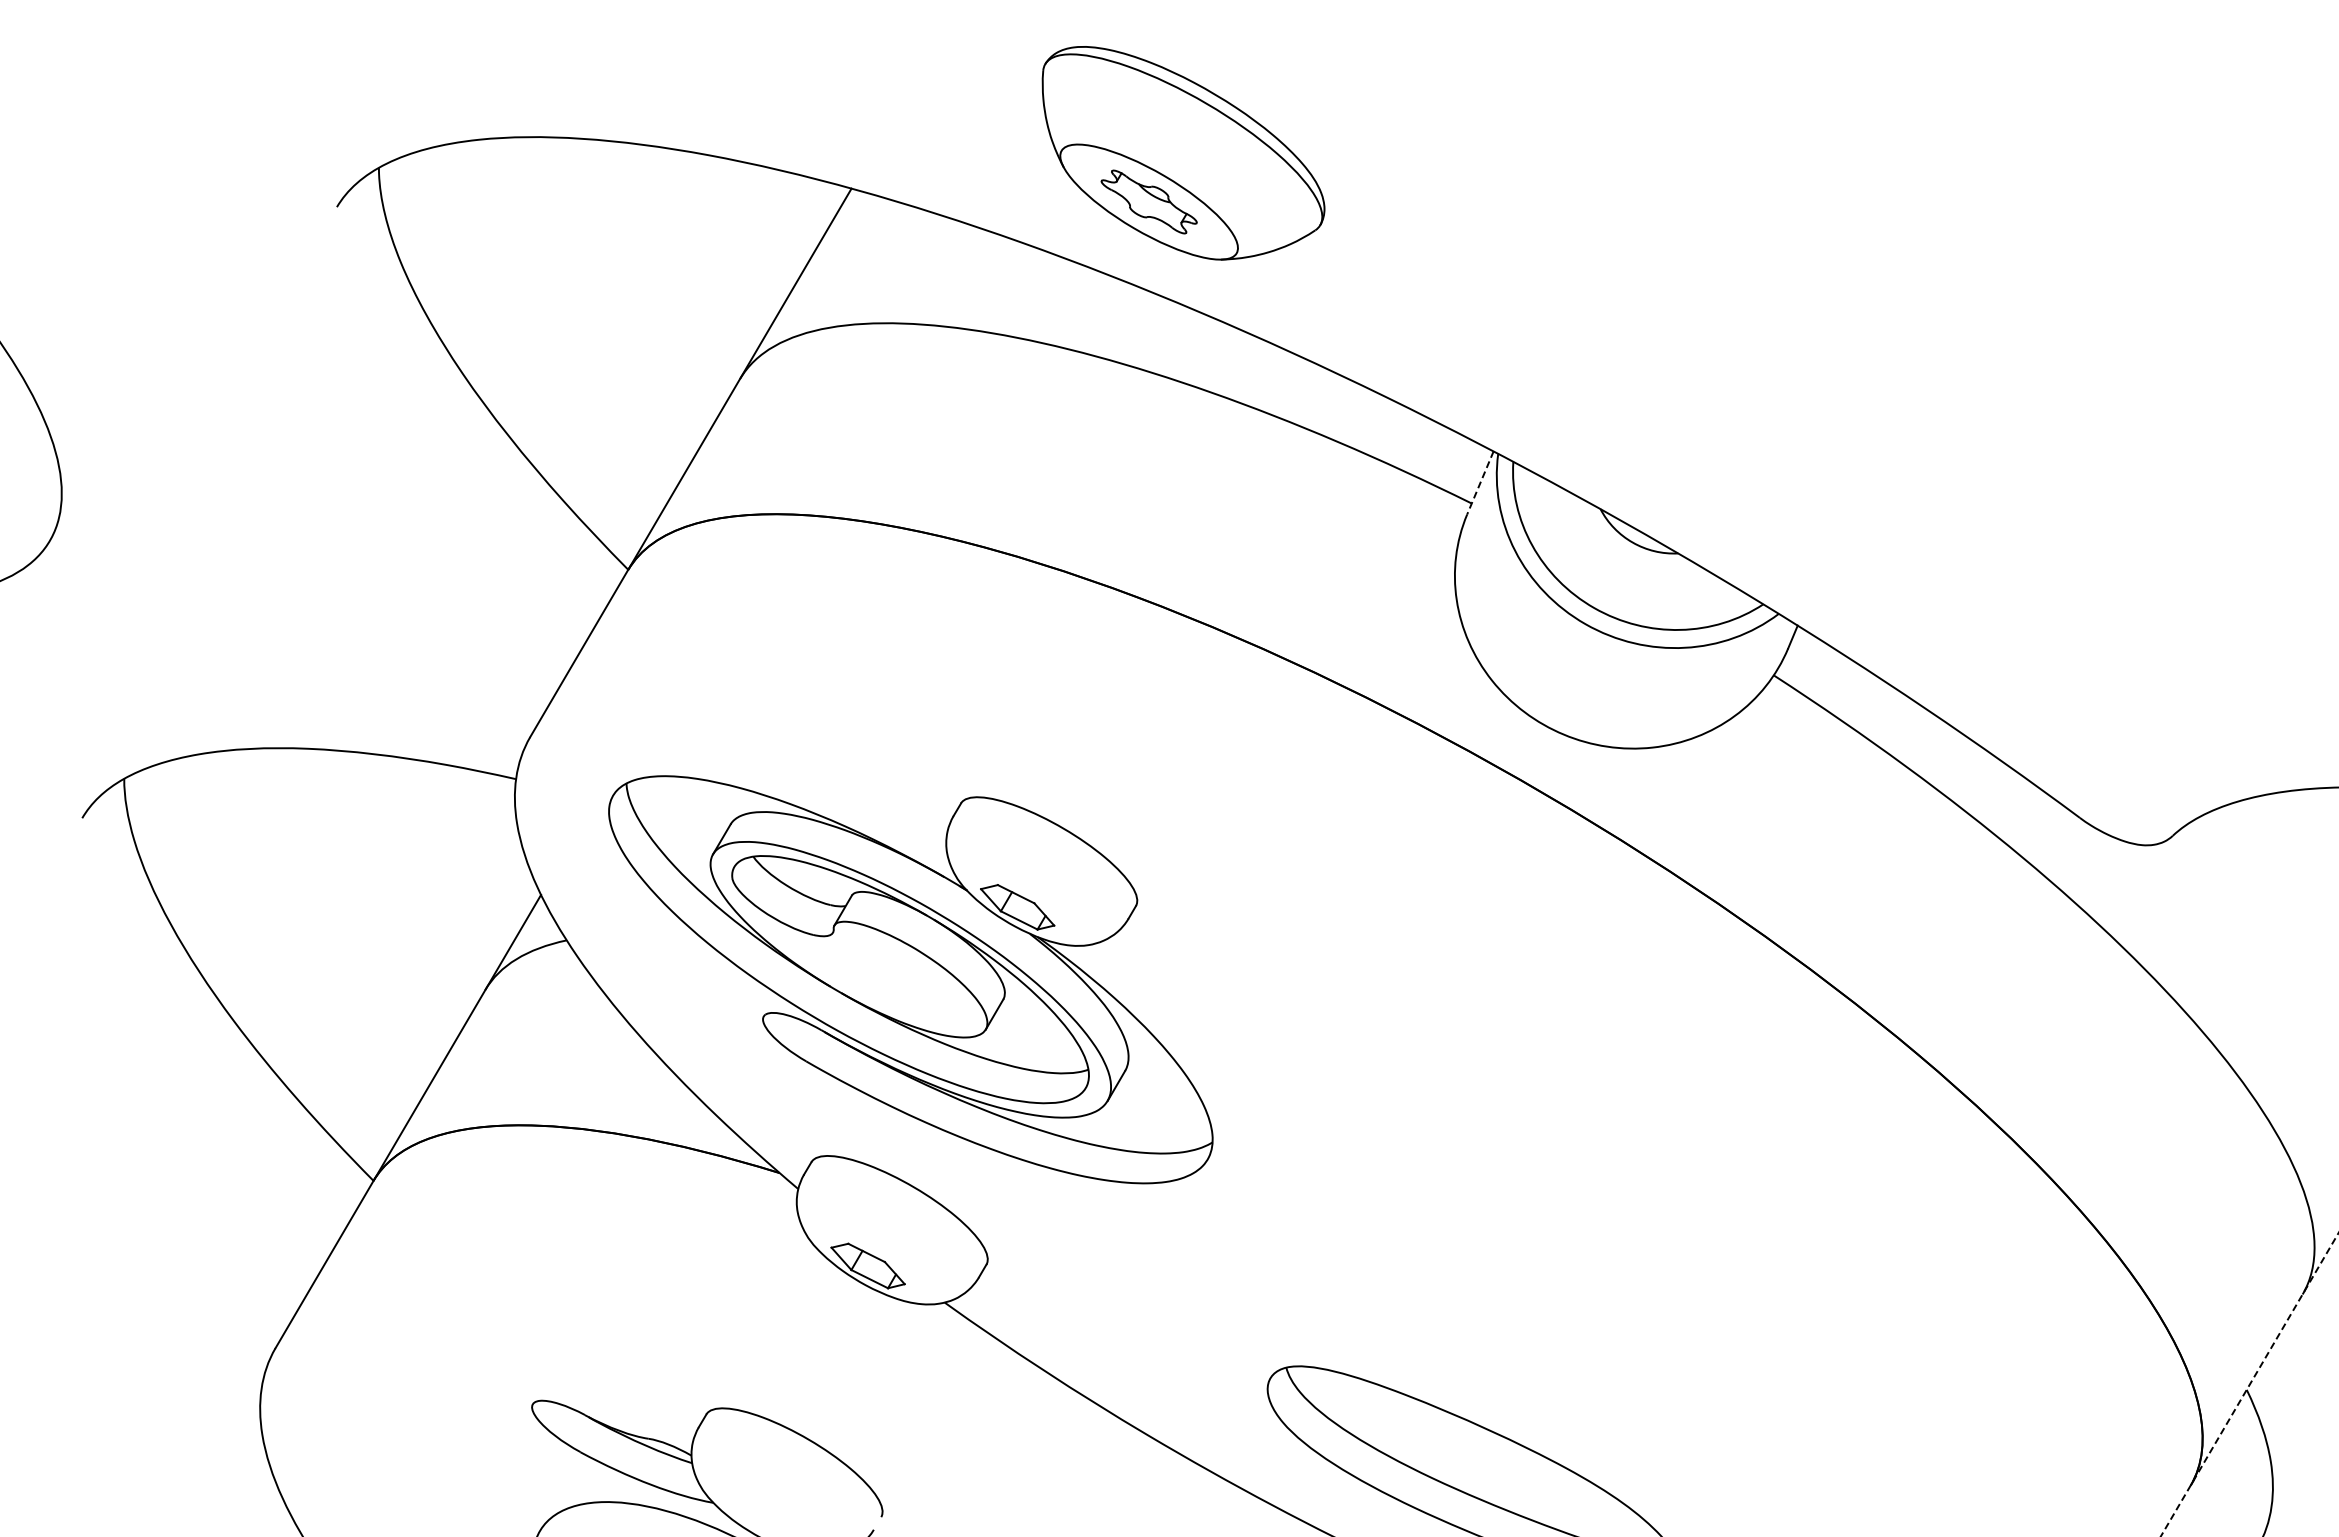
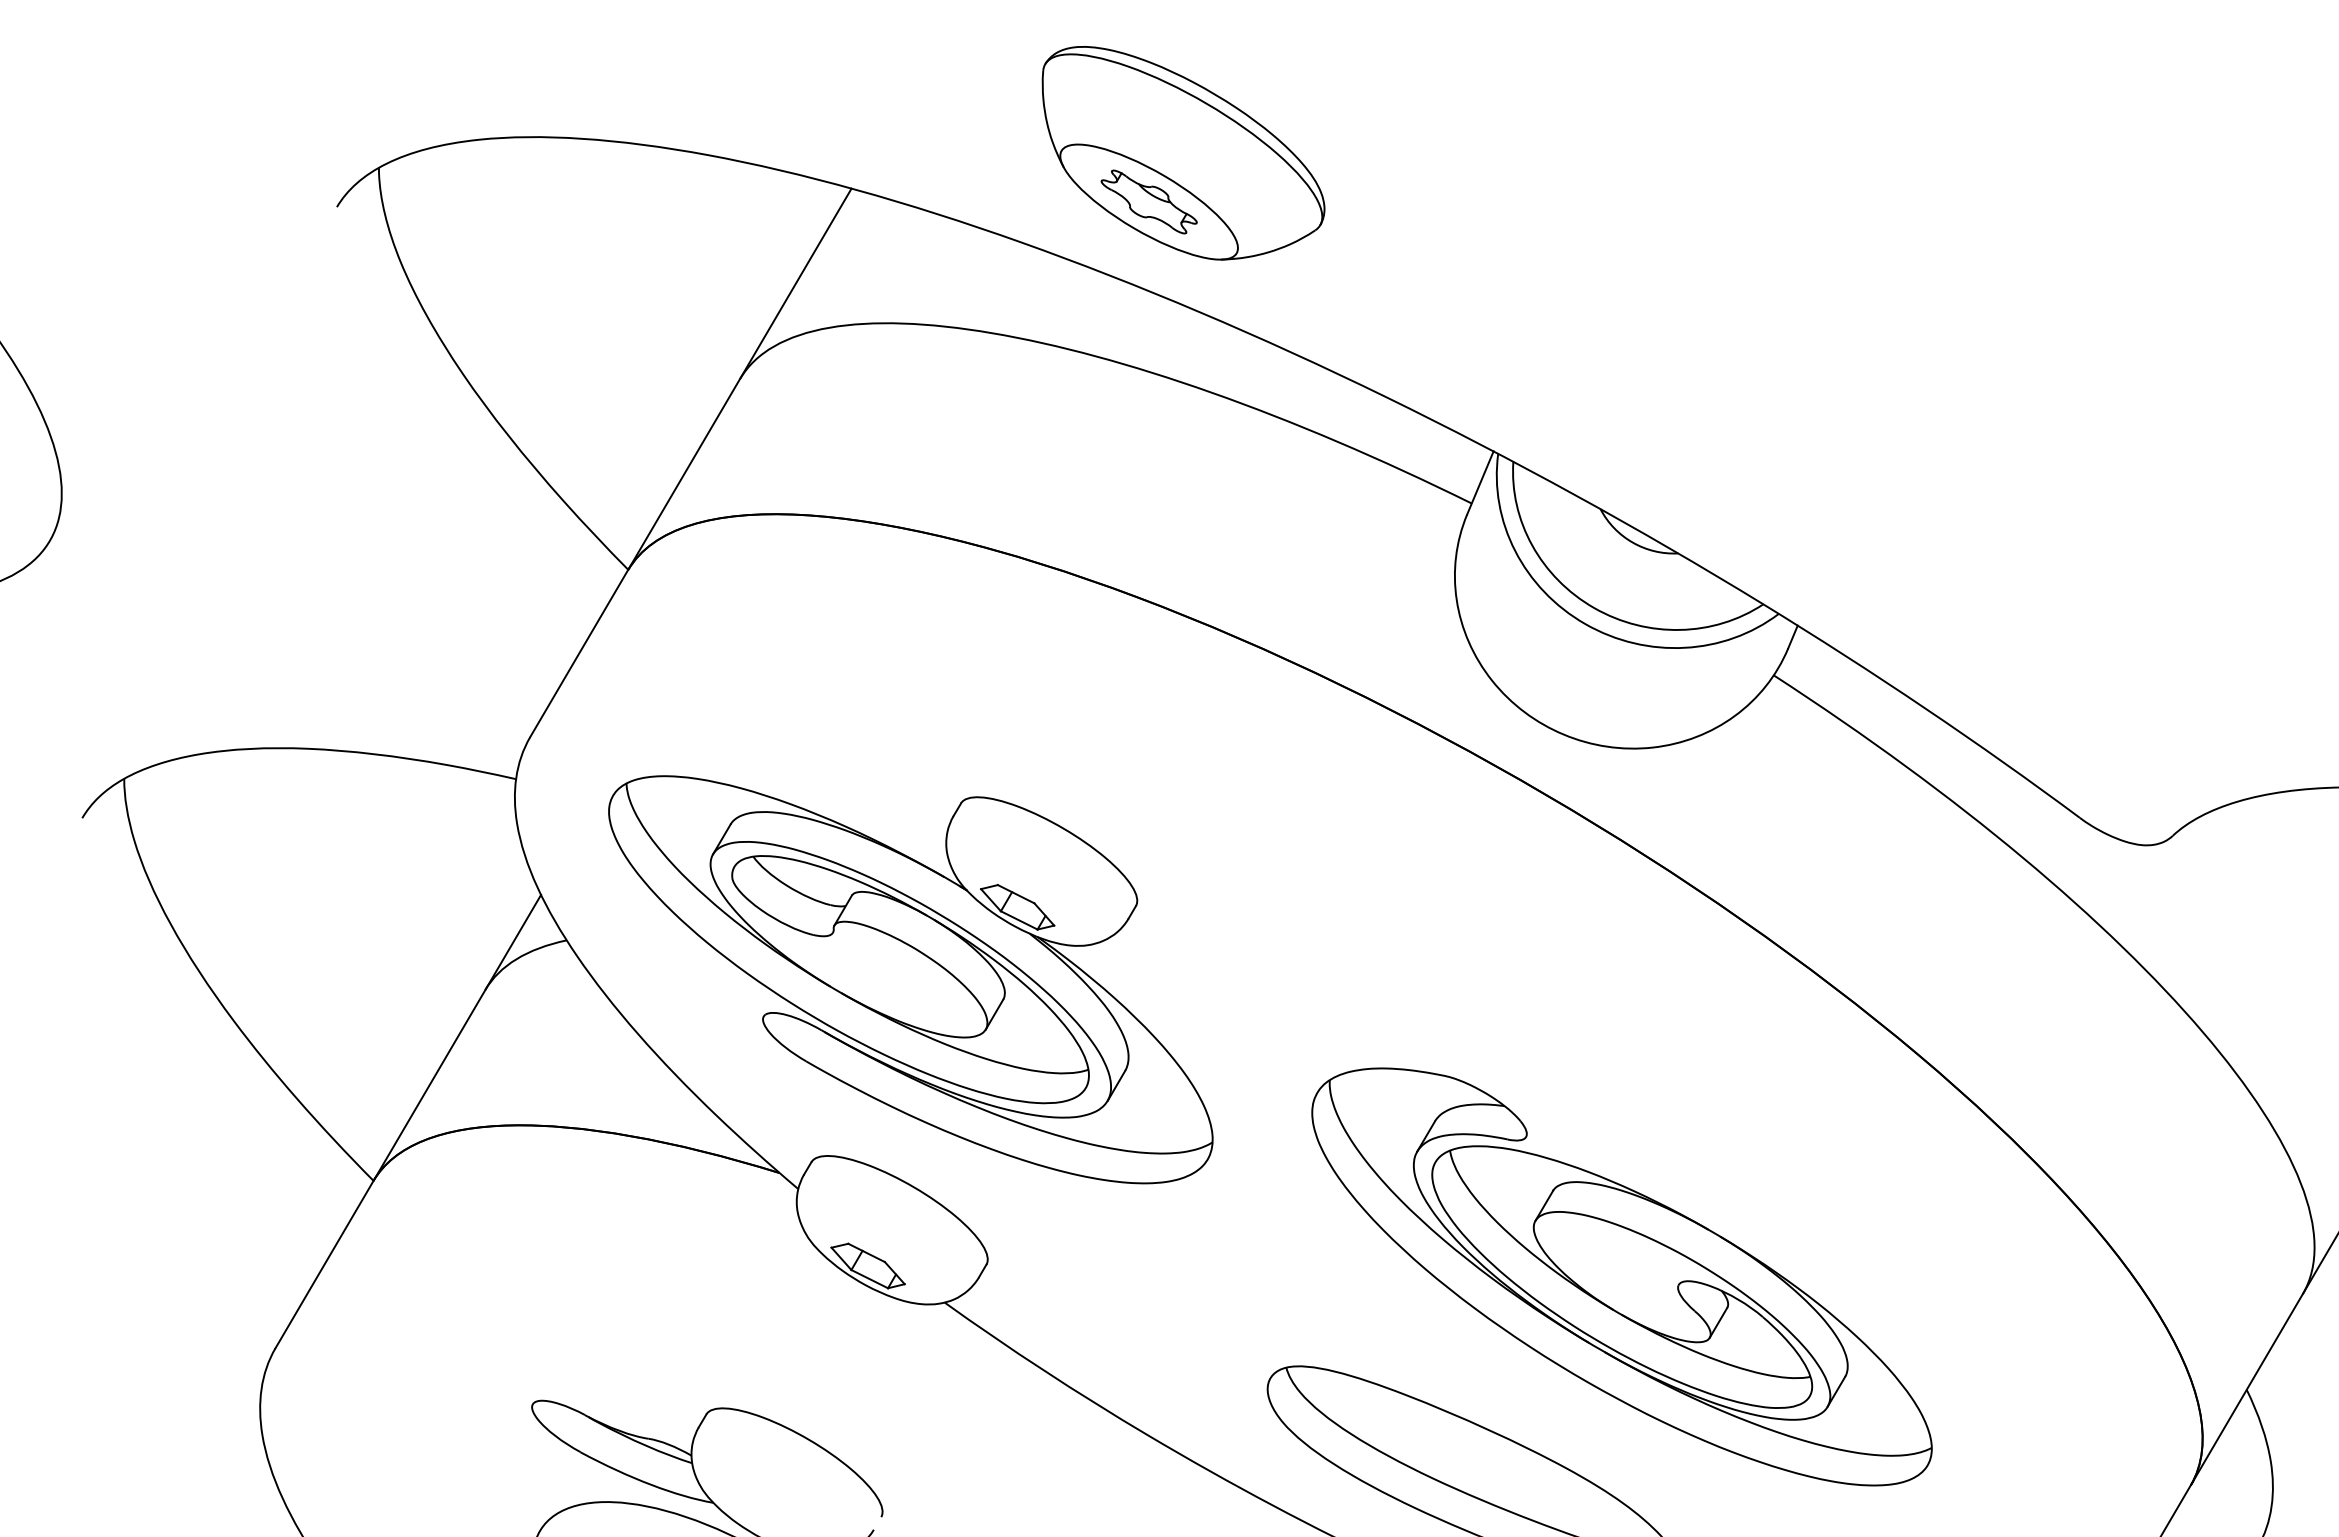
line: dashed -> solid (1480, 483)
part: none -> present (1605, 1303)
line: dashed -> solid (2250, 1384)
